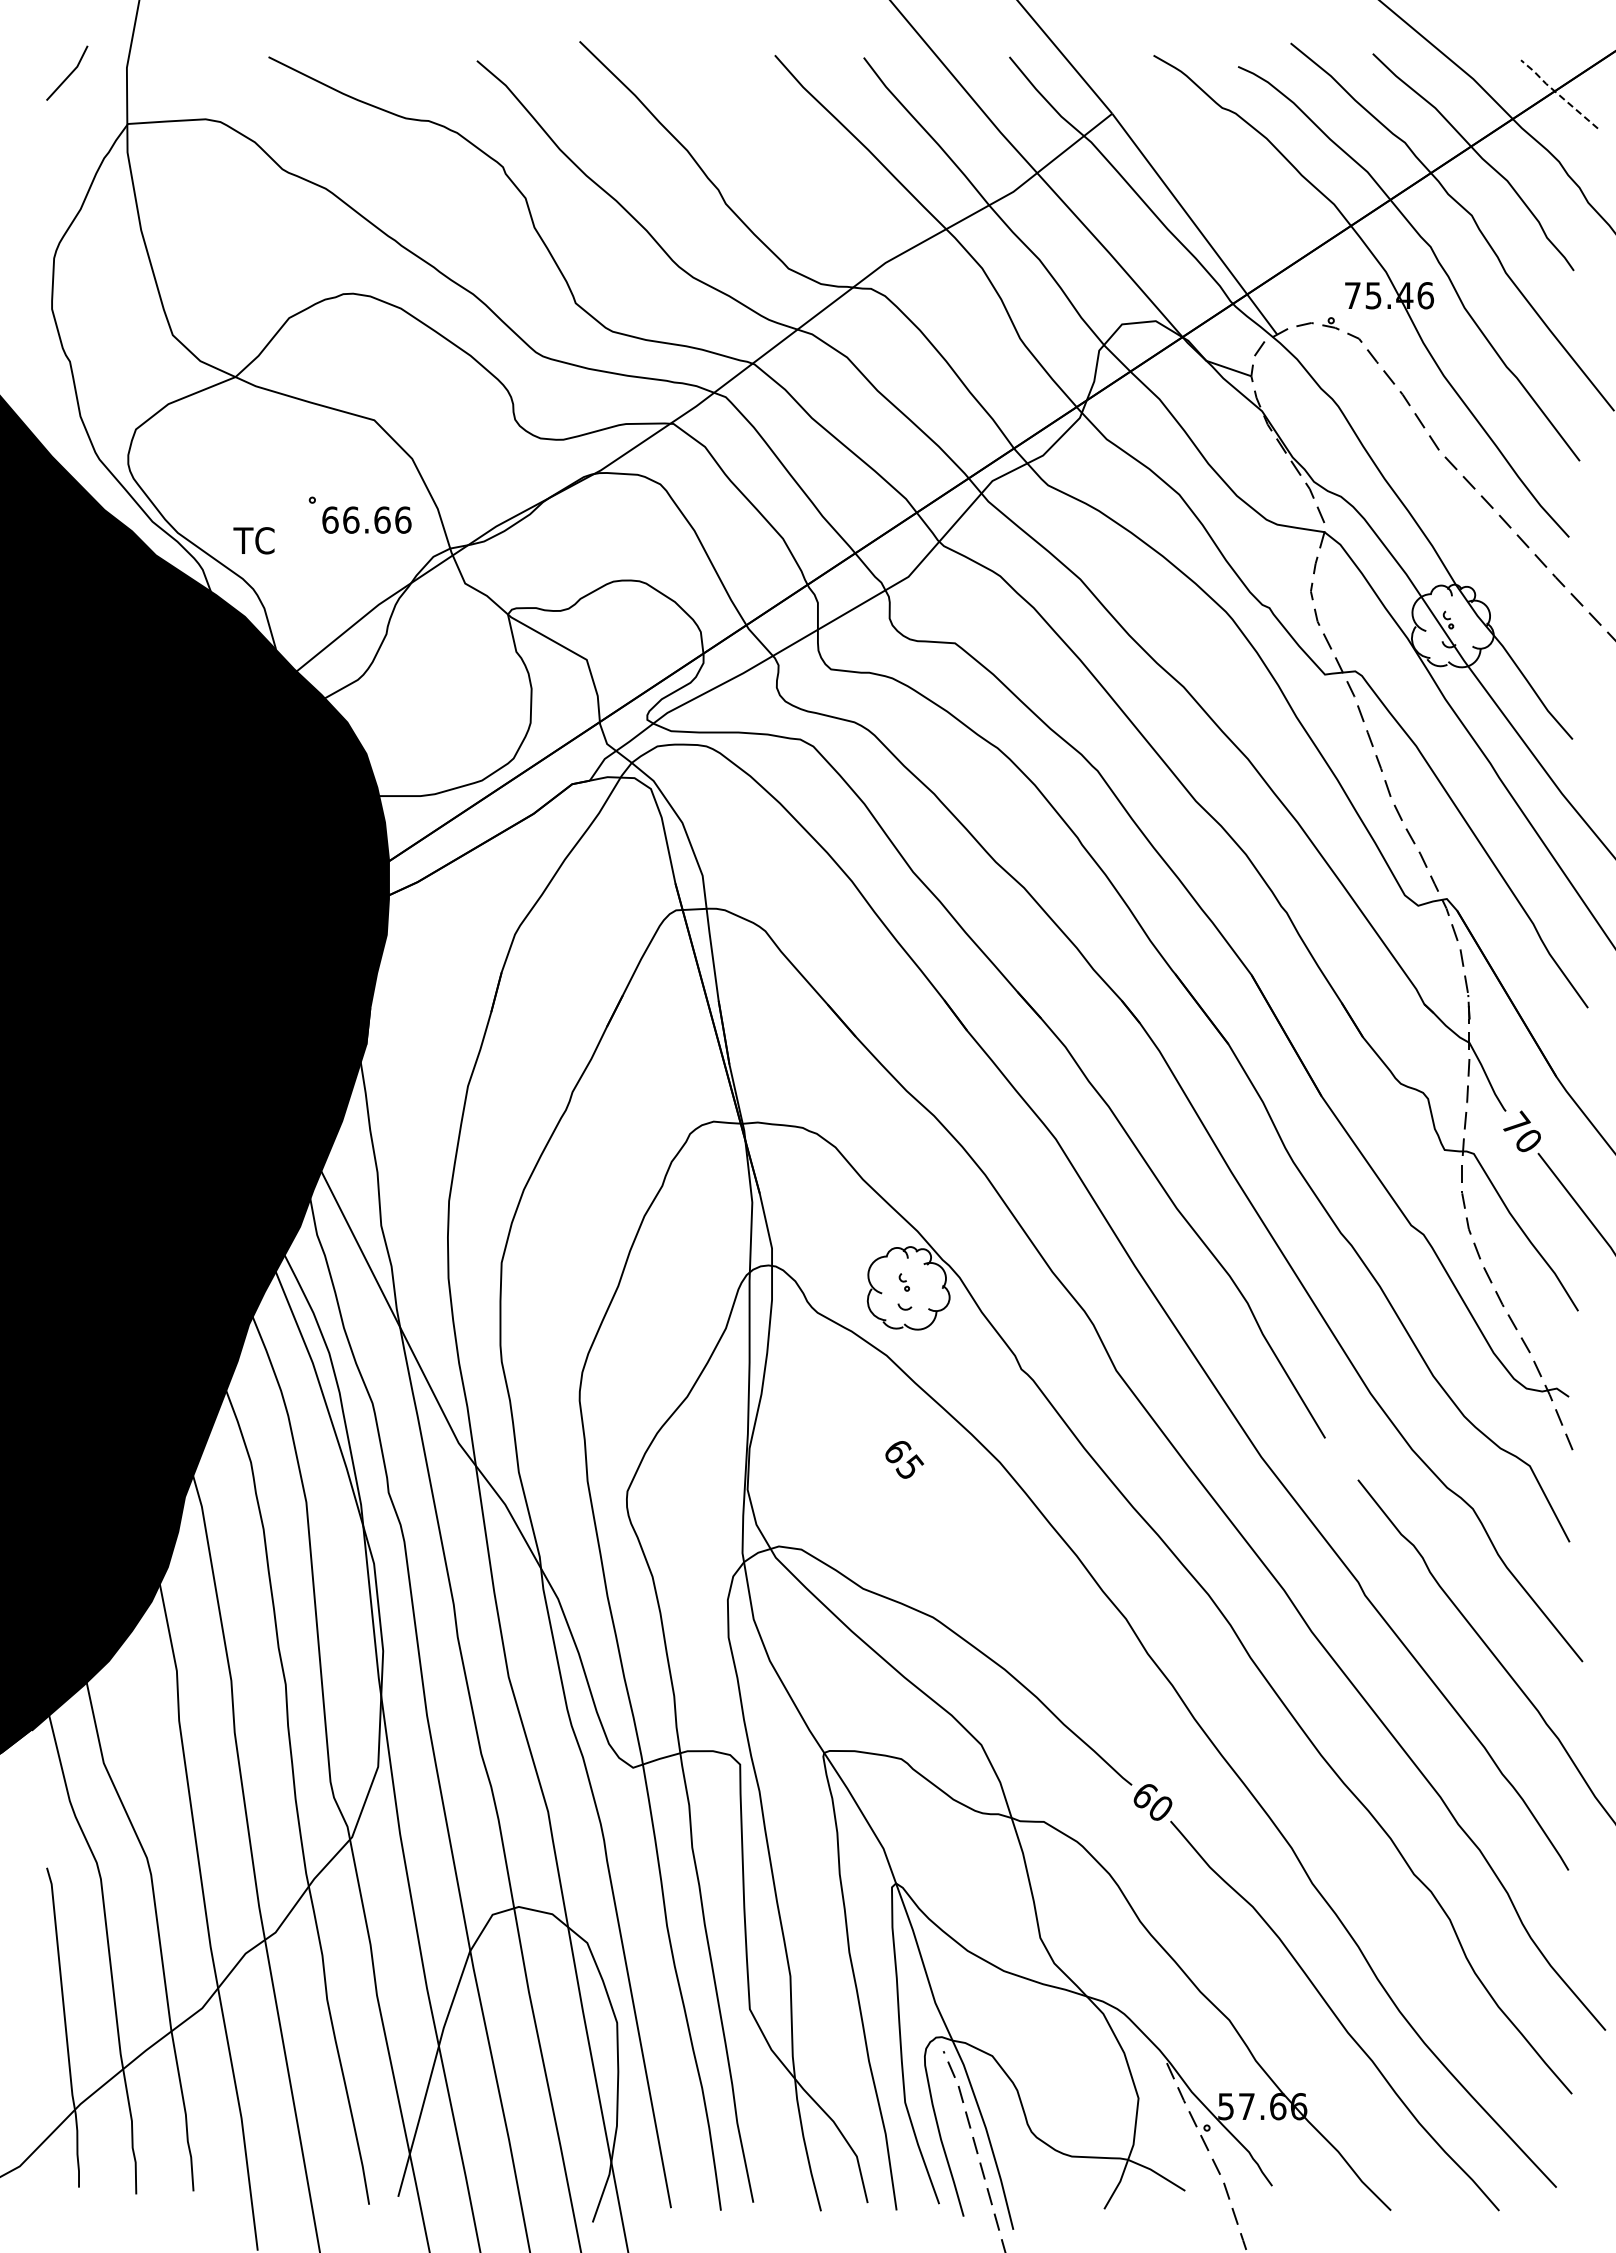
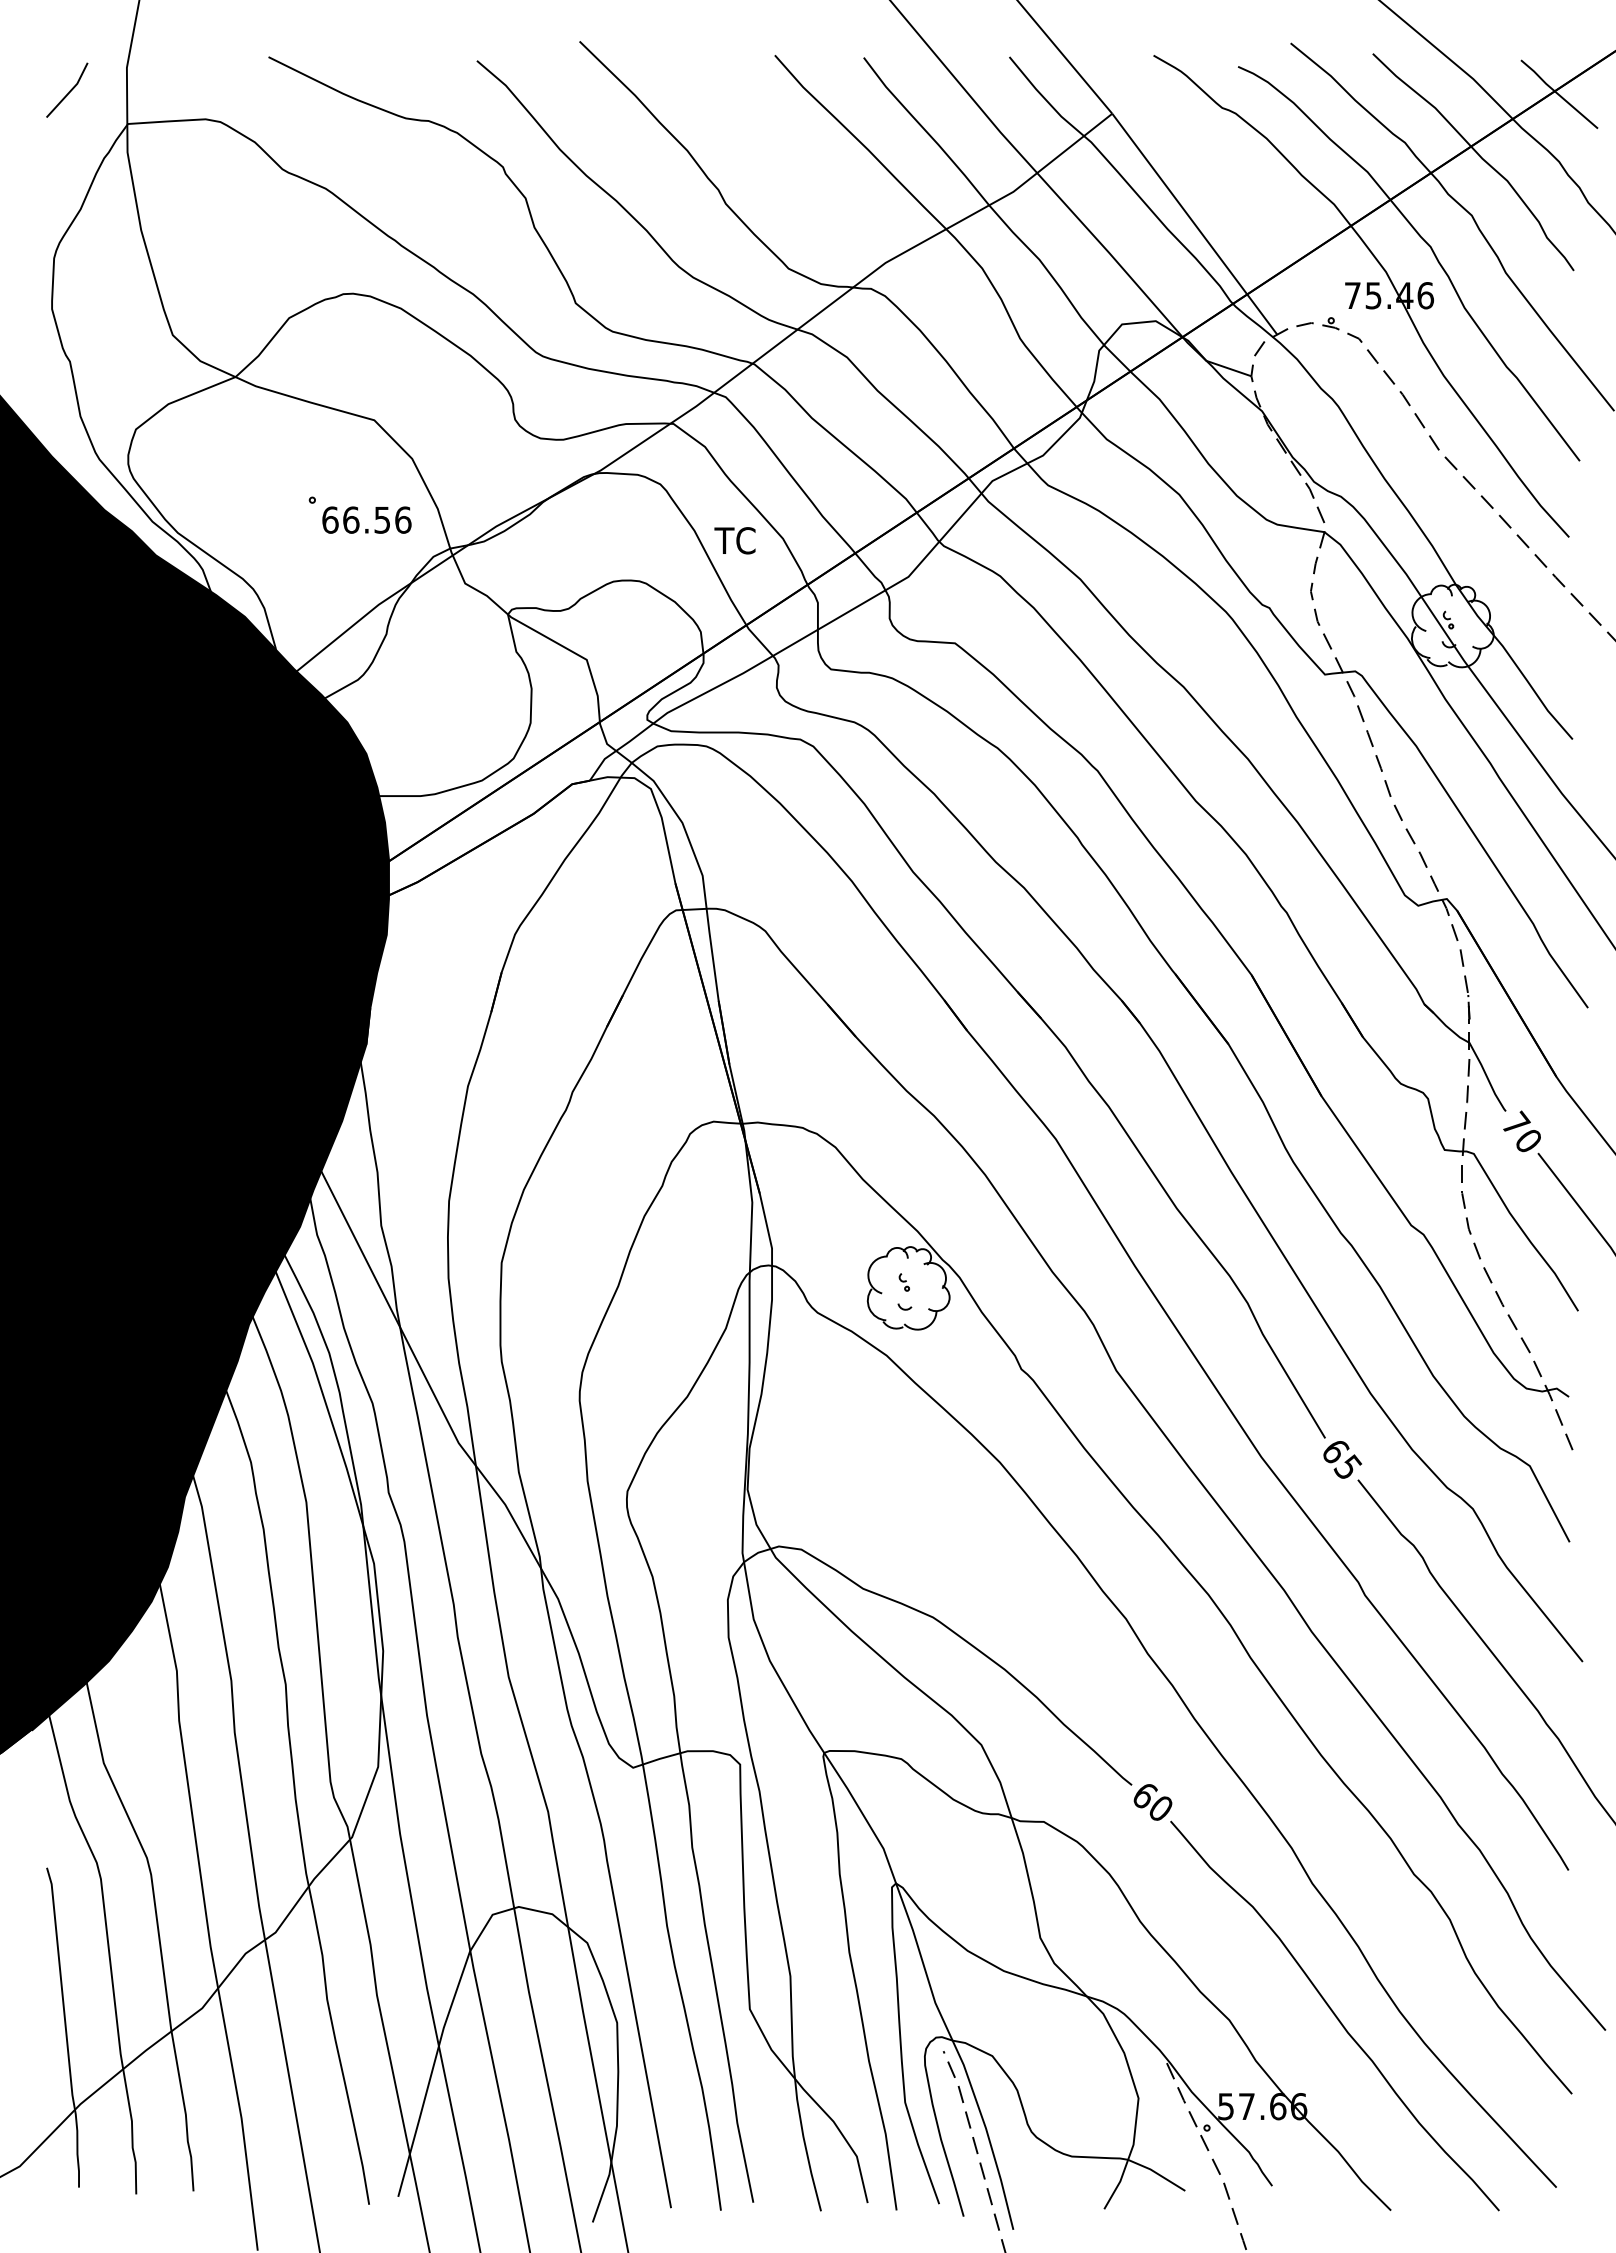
line position: (69, 73) -> (69, 90) (69, 90)
line: dashed -> solid (1557, 93)
text: 66.66 -> 66.56 (382, 519)
text position: (253, 540) -> (734, 540) (734, 540)
text position: (904, 1459) -> (1342, 1459) (1342, 1459)
